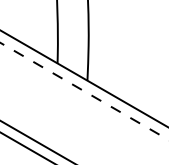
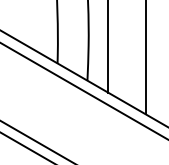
line: none -> present (108, 47)
line: none -> present (146, 58)
line: dashed -> solid (84, 91)
